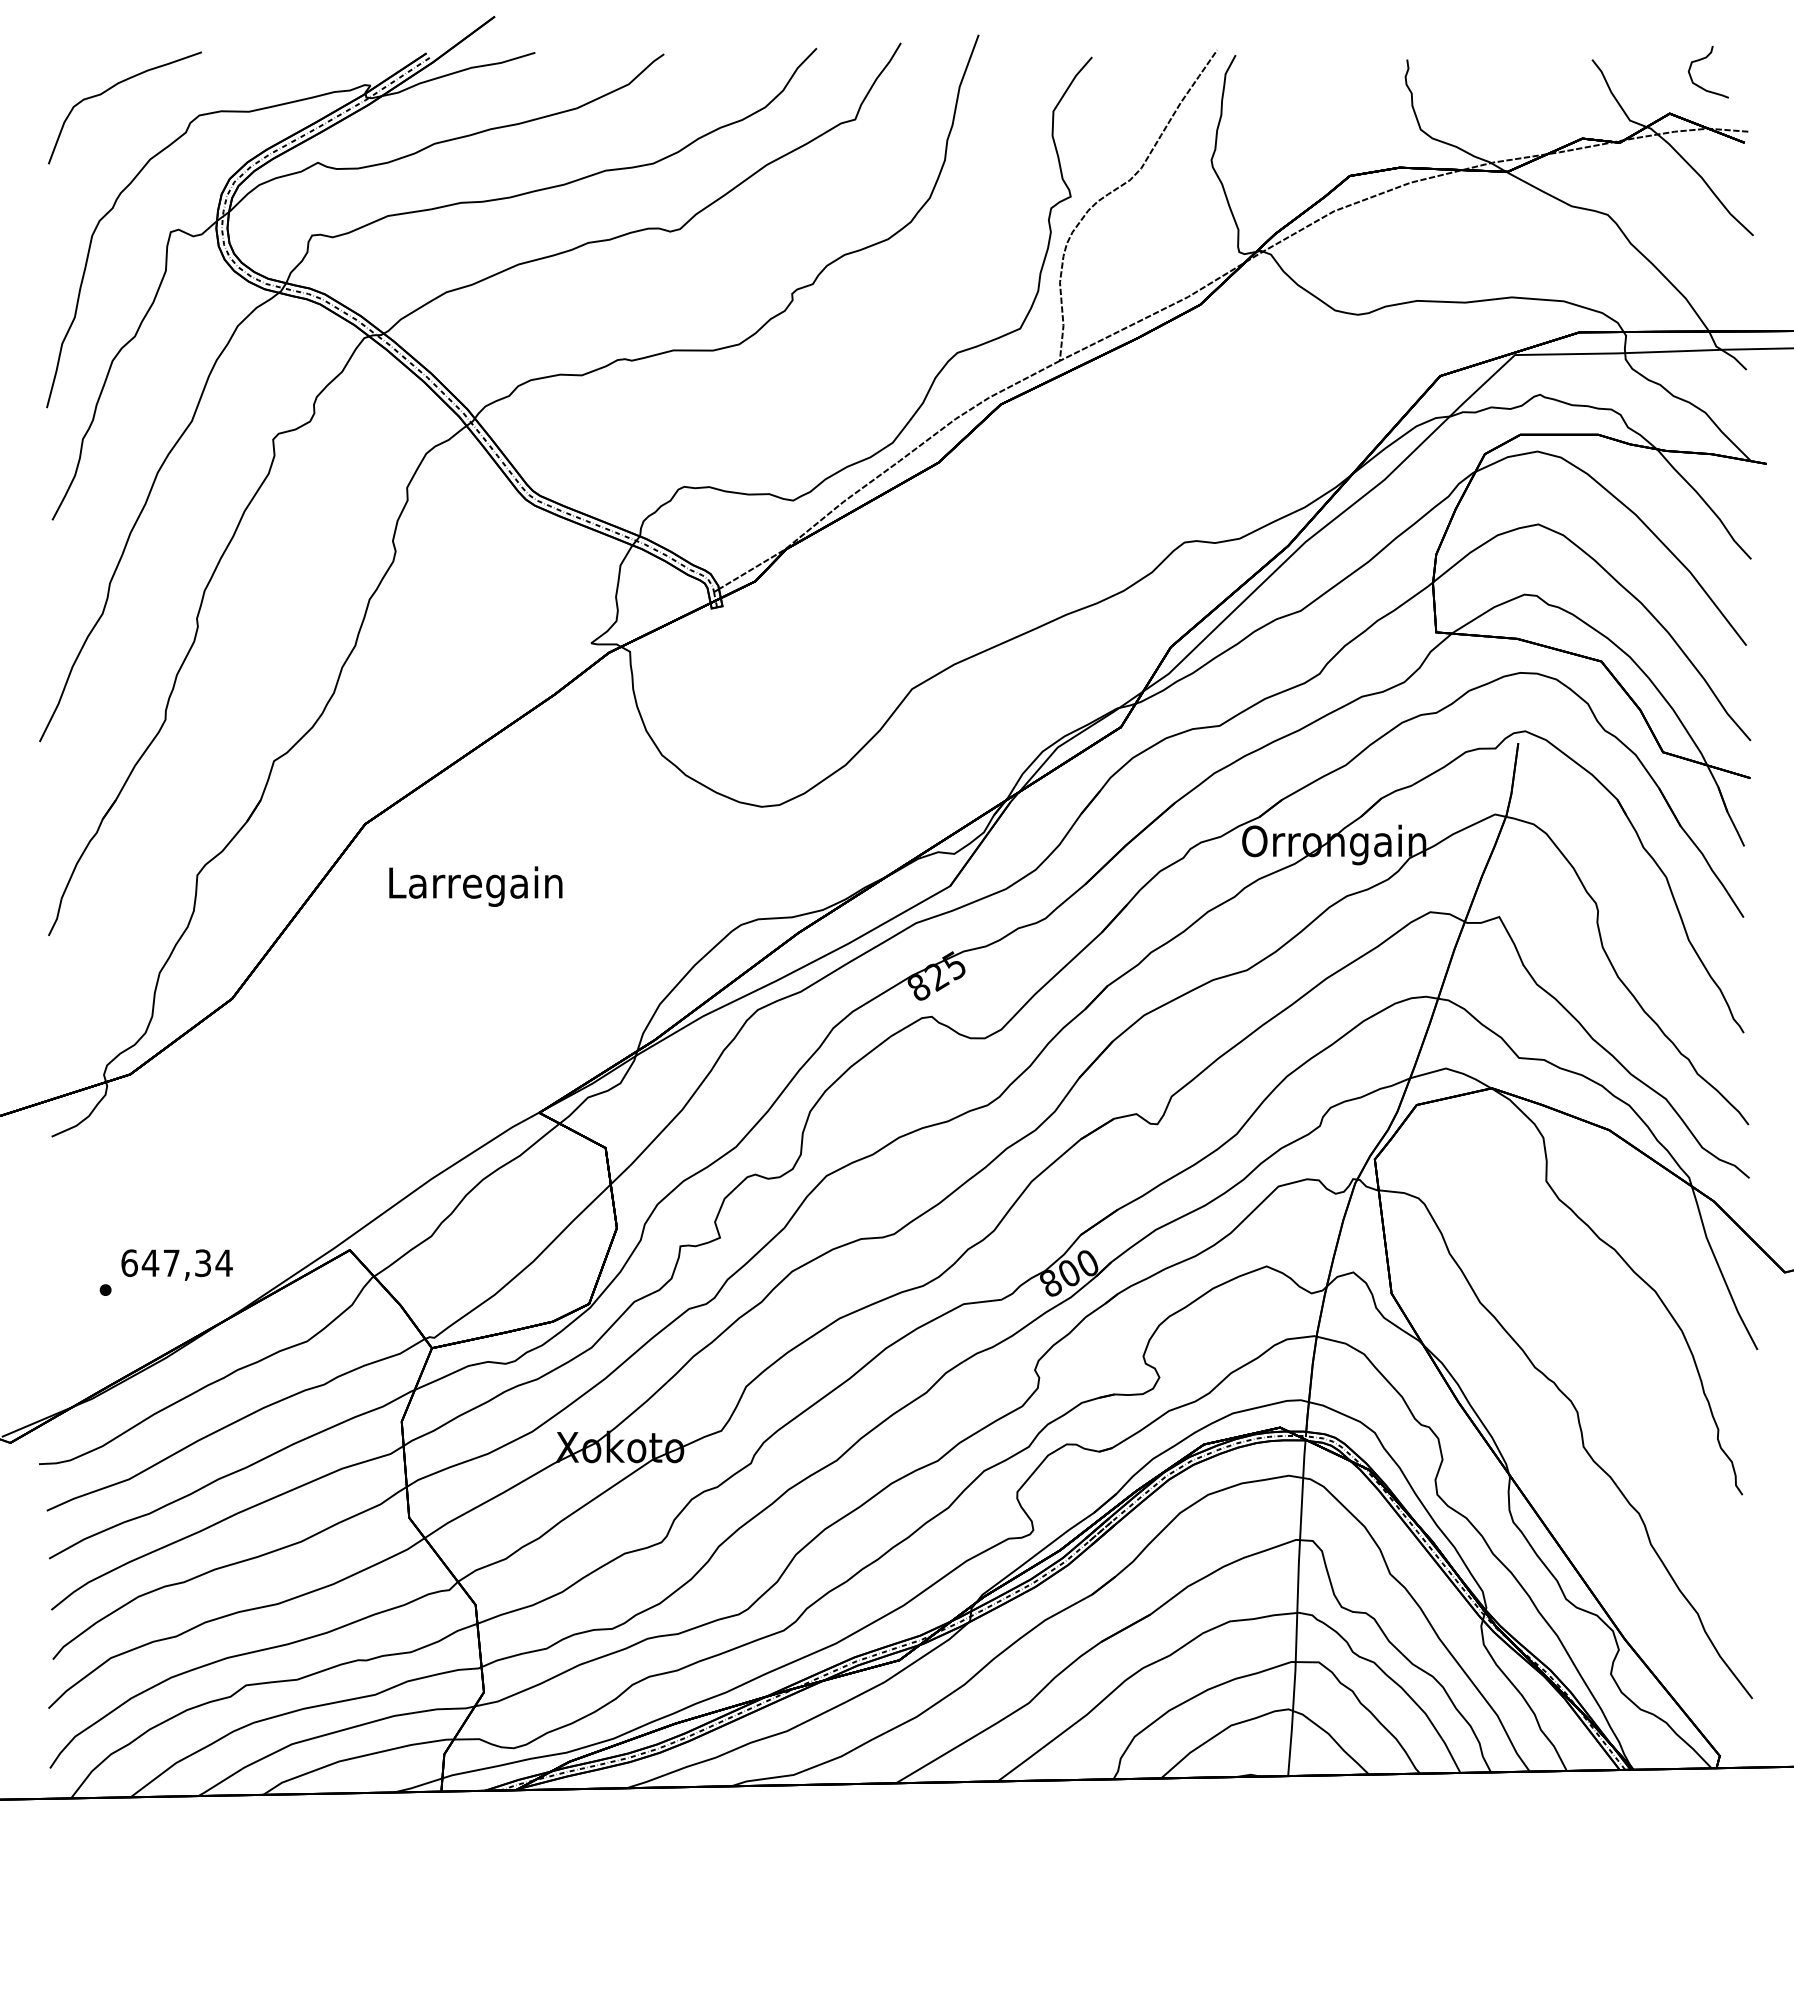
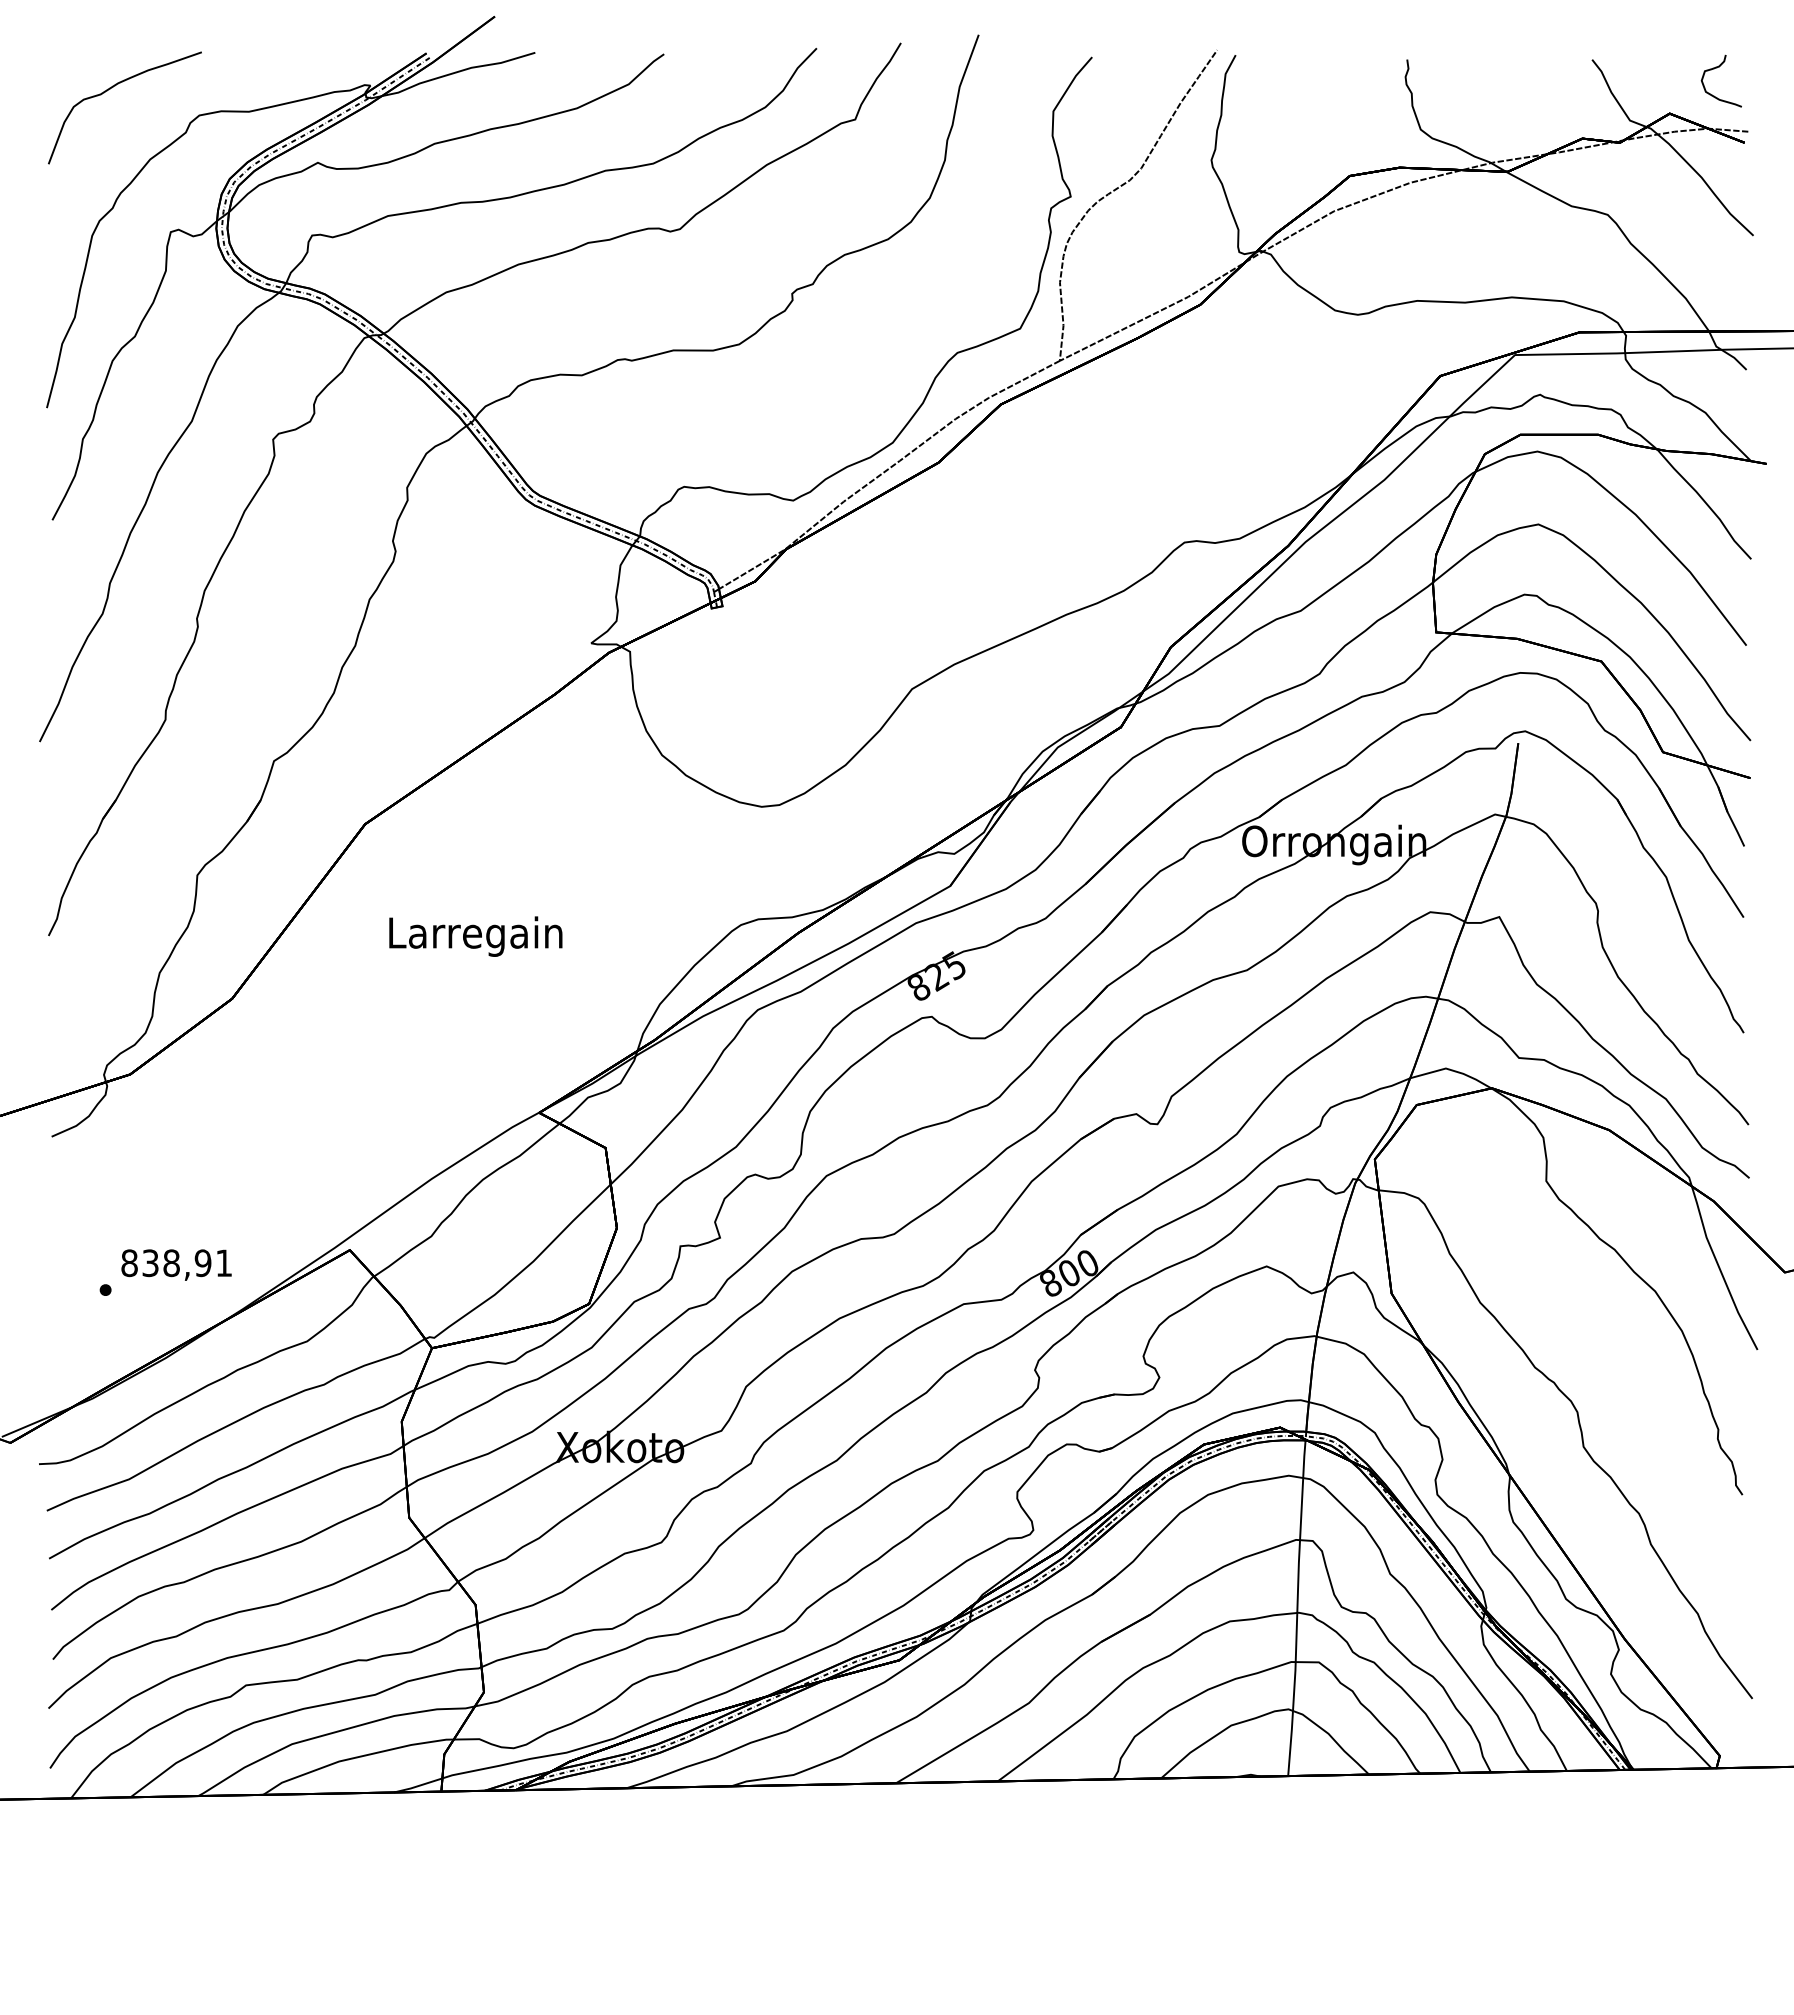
curve position: (1704, 59) -> (1717, 68) (1717, 68)
text position: (475, 886) -> (475, 936) (475, 936)
text: 647,34 -> 838,91 (176, 1263)
